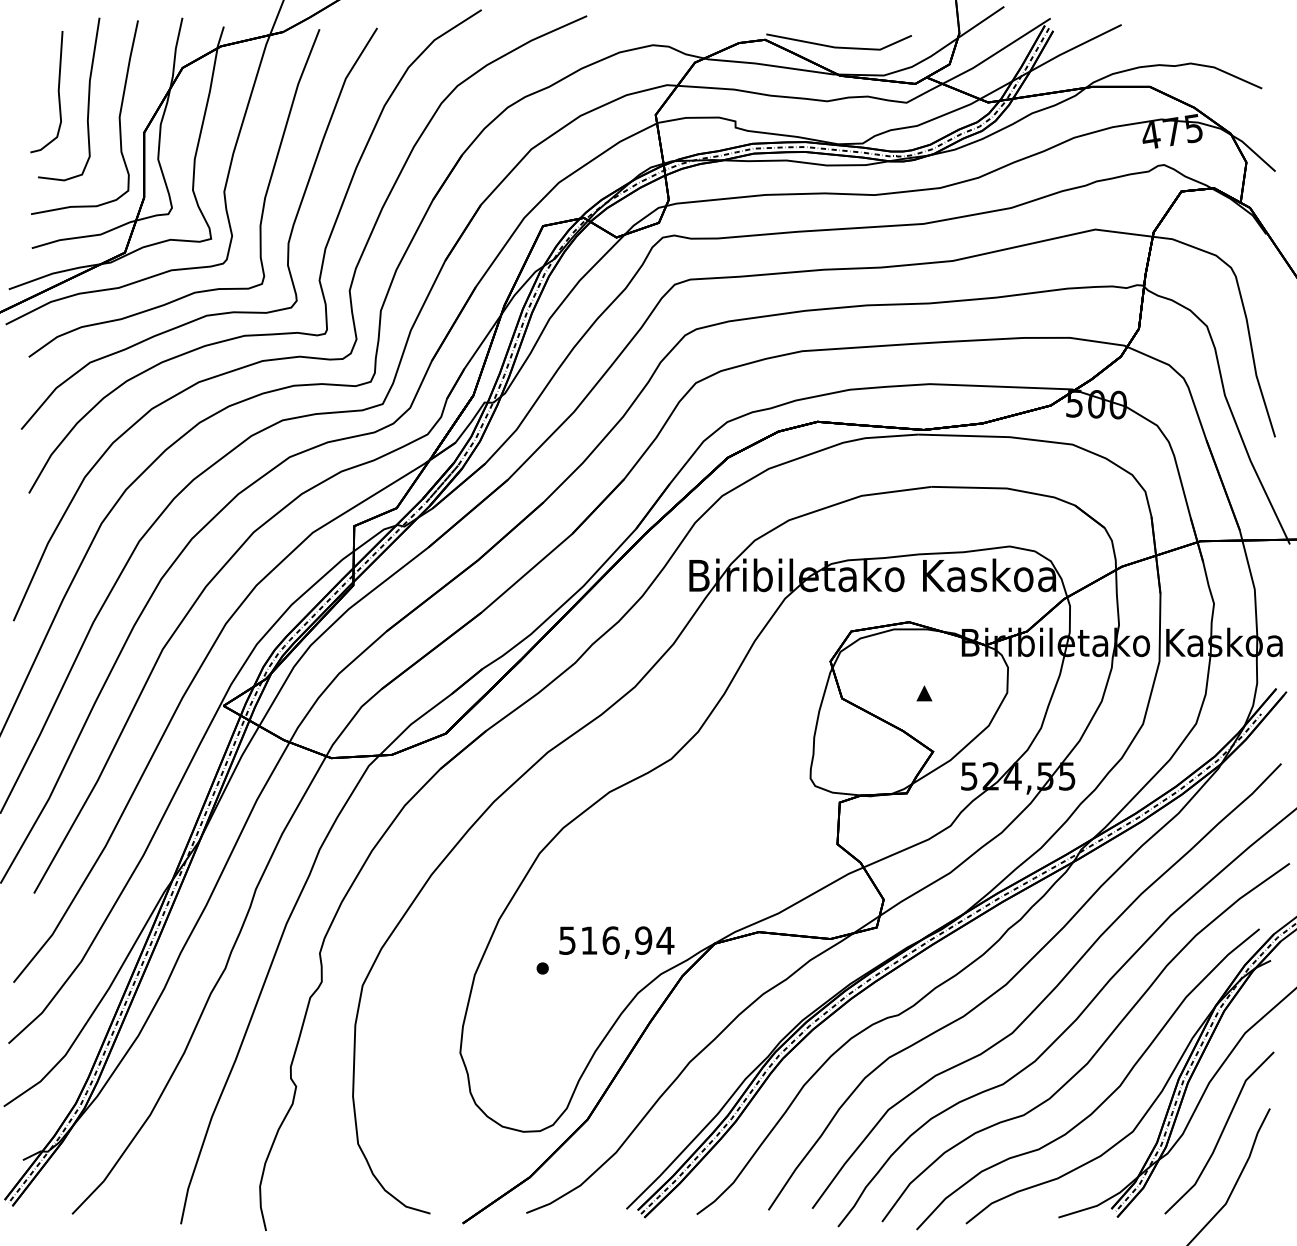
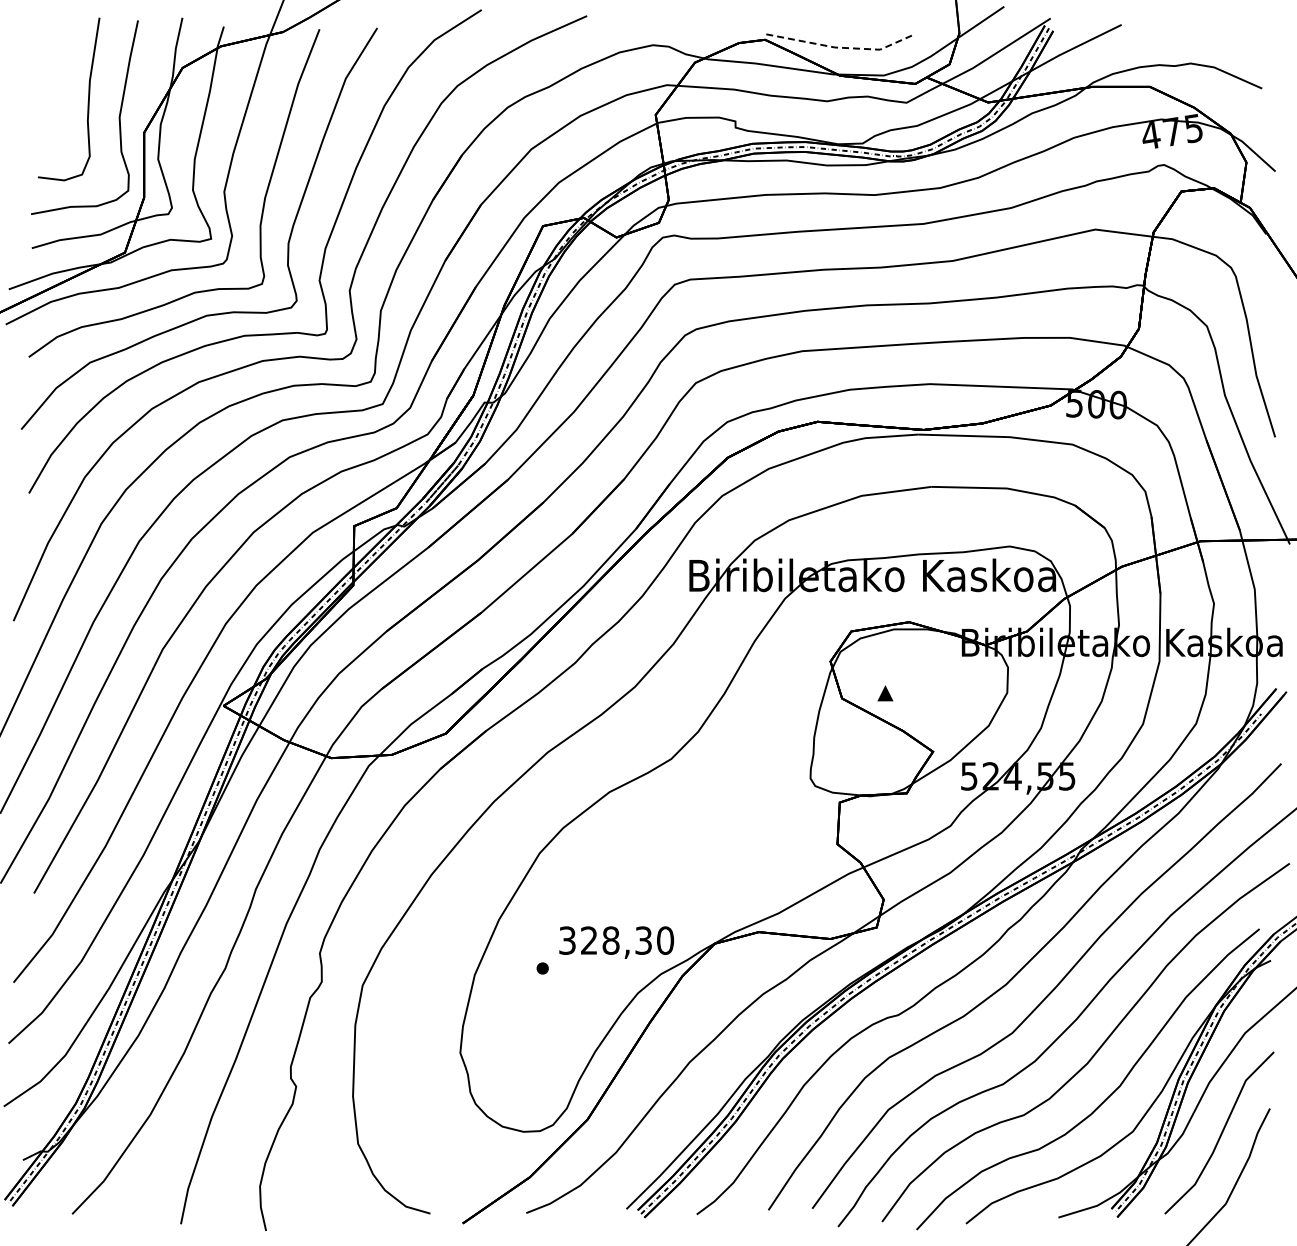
line: solid -> dashed (840, 47)
curve: present -> none (57, 91)
part position: (924, 693) -> (885, 693) (885, 693)
text: 516,94 -> 328,30 (617, 940)
